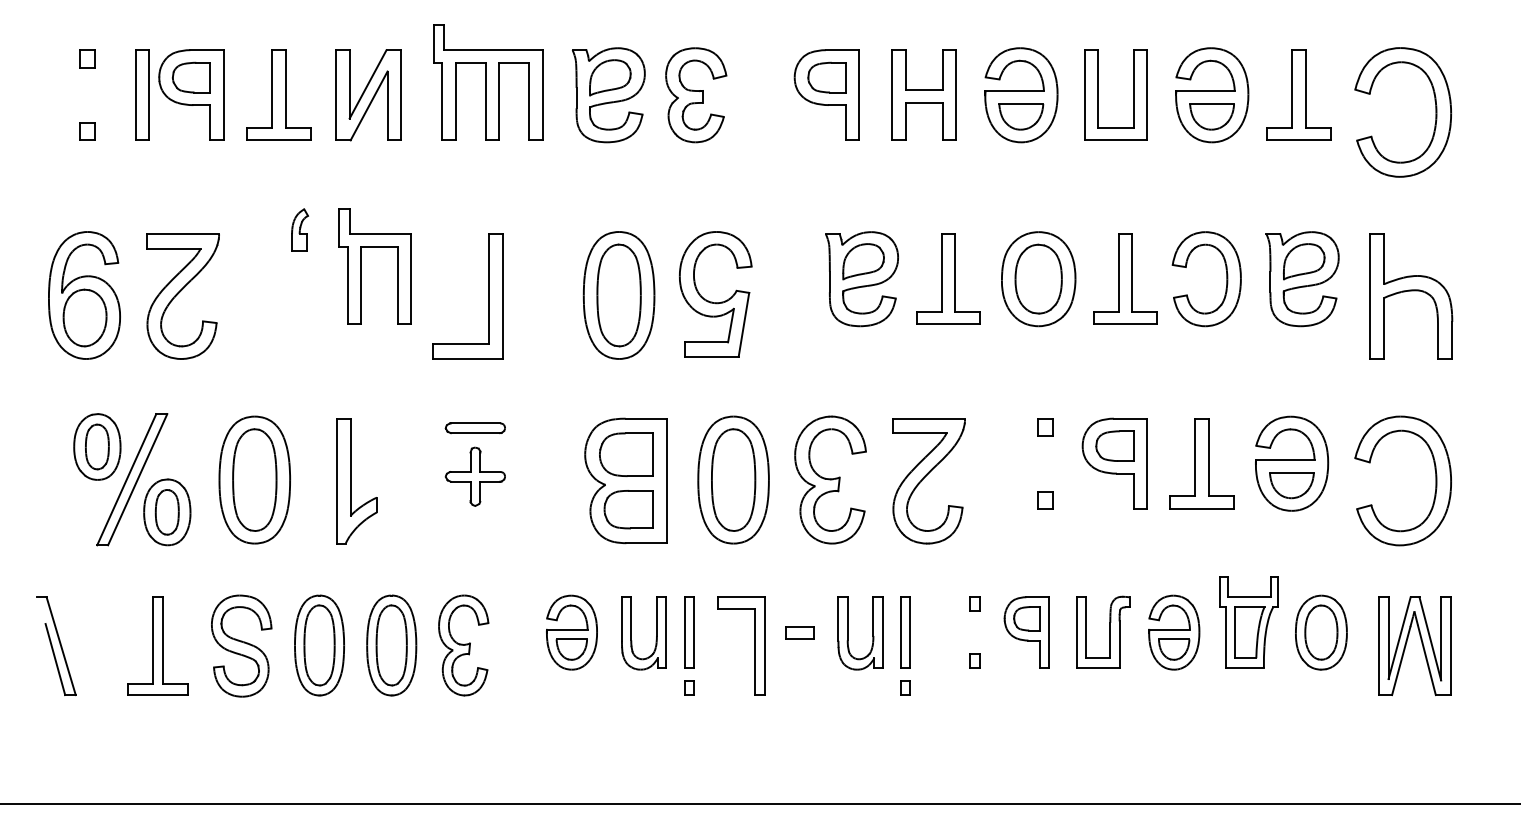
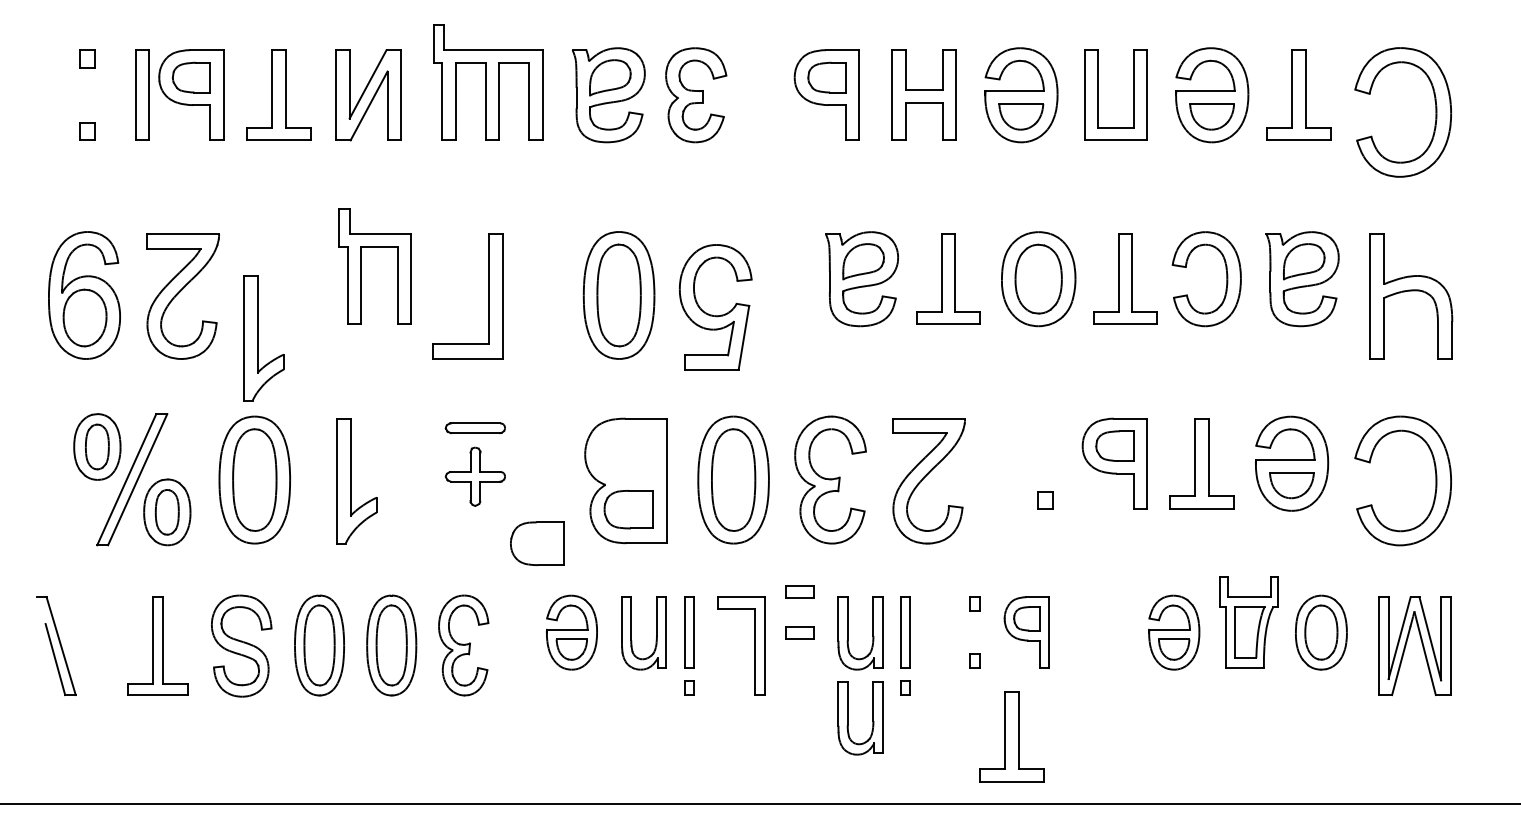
part: present -> none (299, 229)
part position: (712, 301) -> (712, 314) (712, 314)
part: none -> present (263, 338)
part: present -> none (1045, 427)
part position: (626, 454) -> (537, 543) (537, 543)
part: none -> present (799, 591)
part: present -> none (1103, 631)
part: none -> present (848, 718)
part: none -> present (1011, 736)
